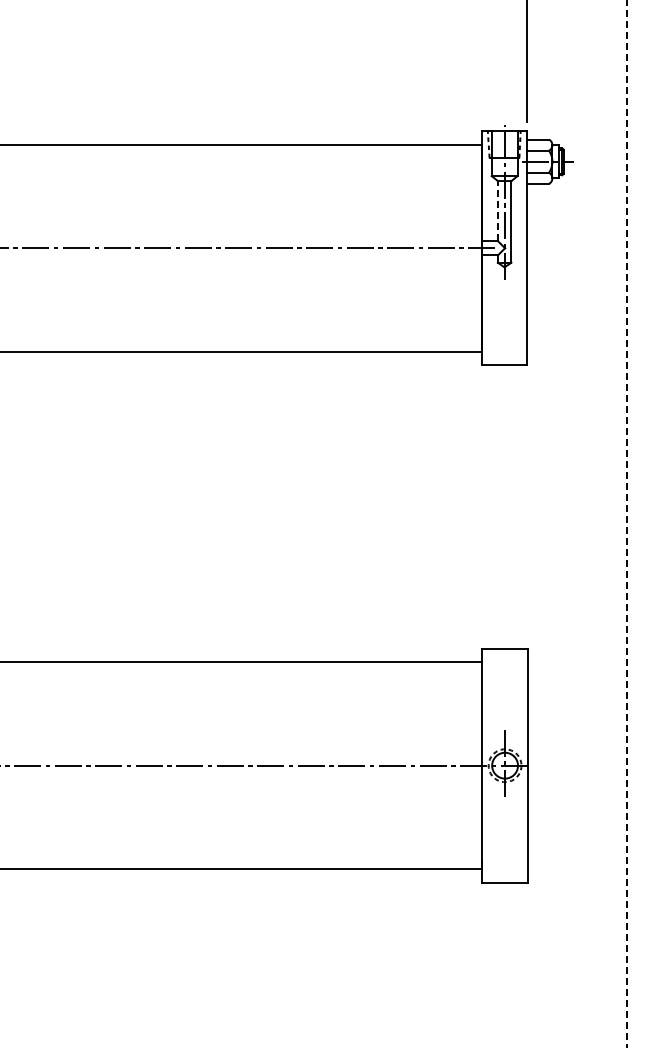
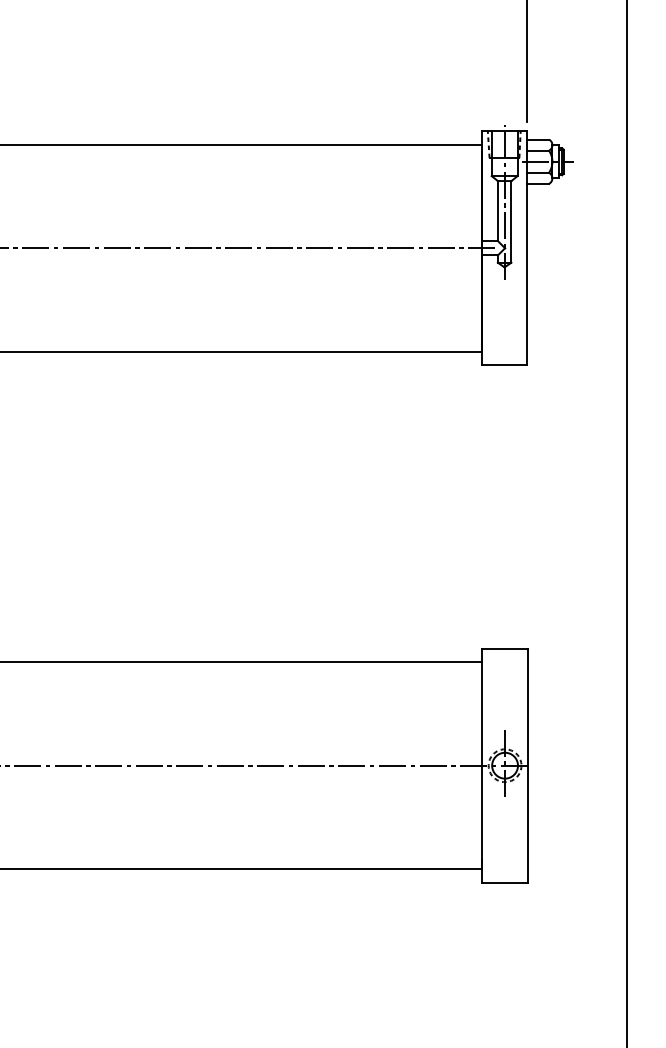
line: dashed -> solid (497, 210)
line: dashed -> solid (627, 523)
